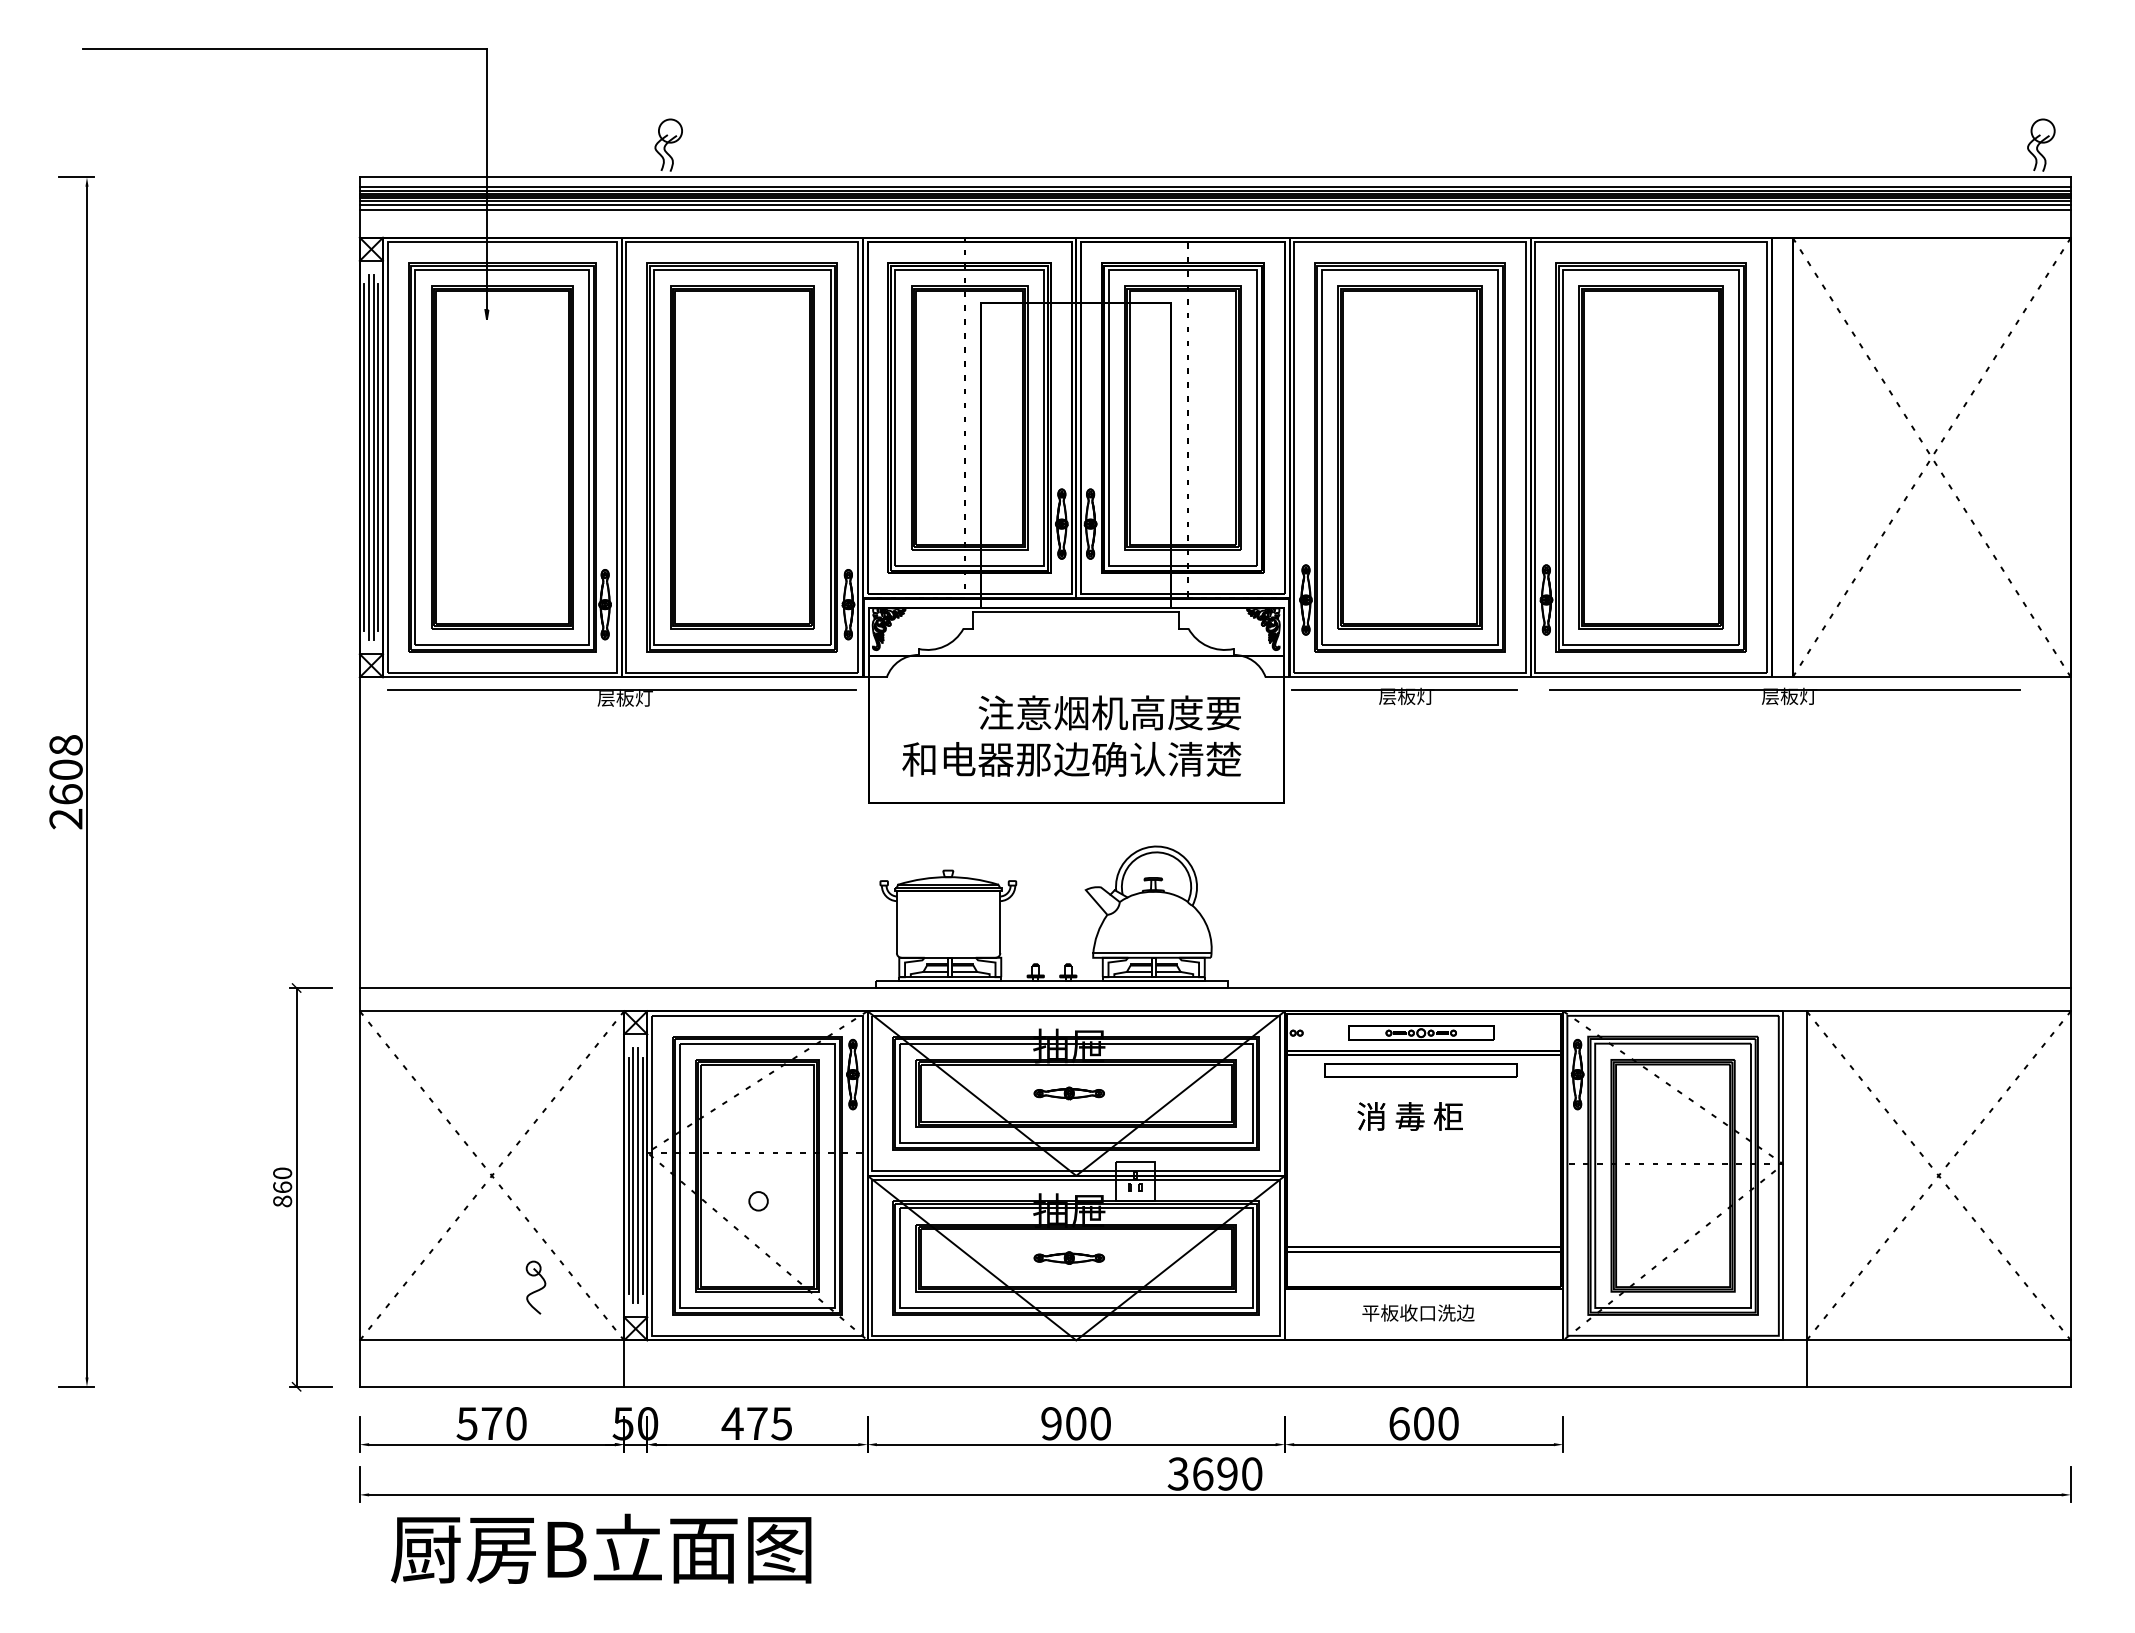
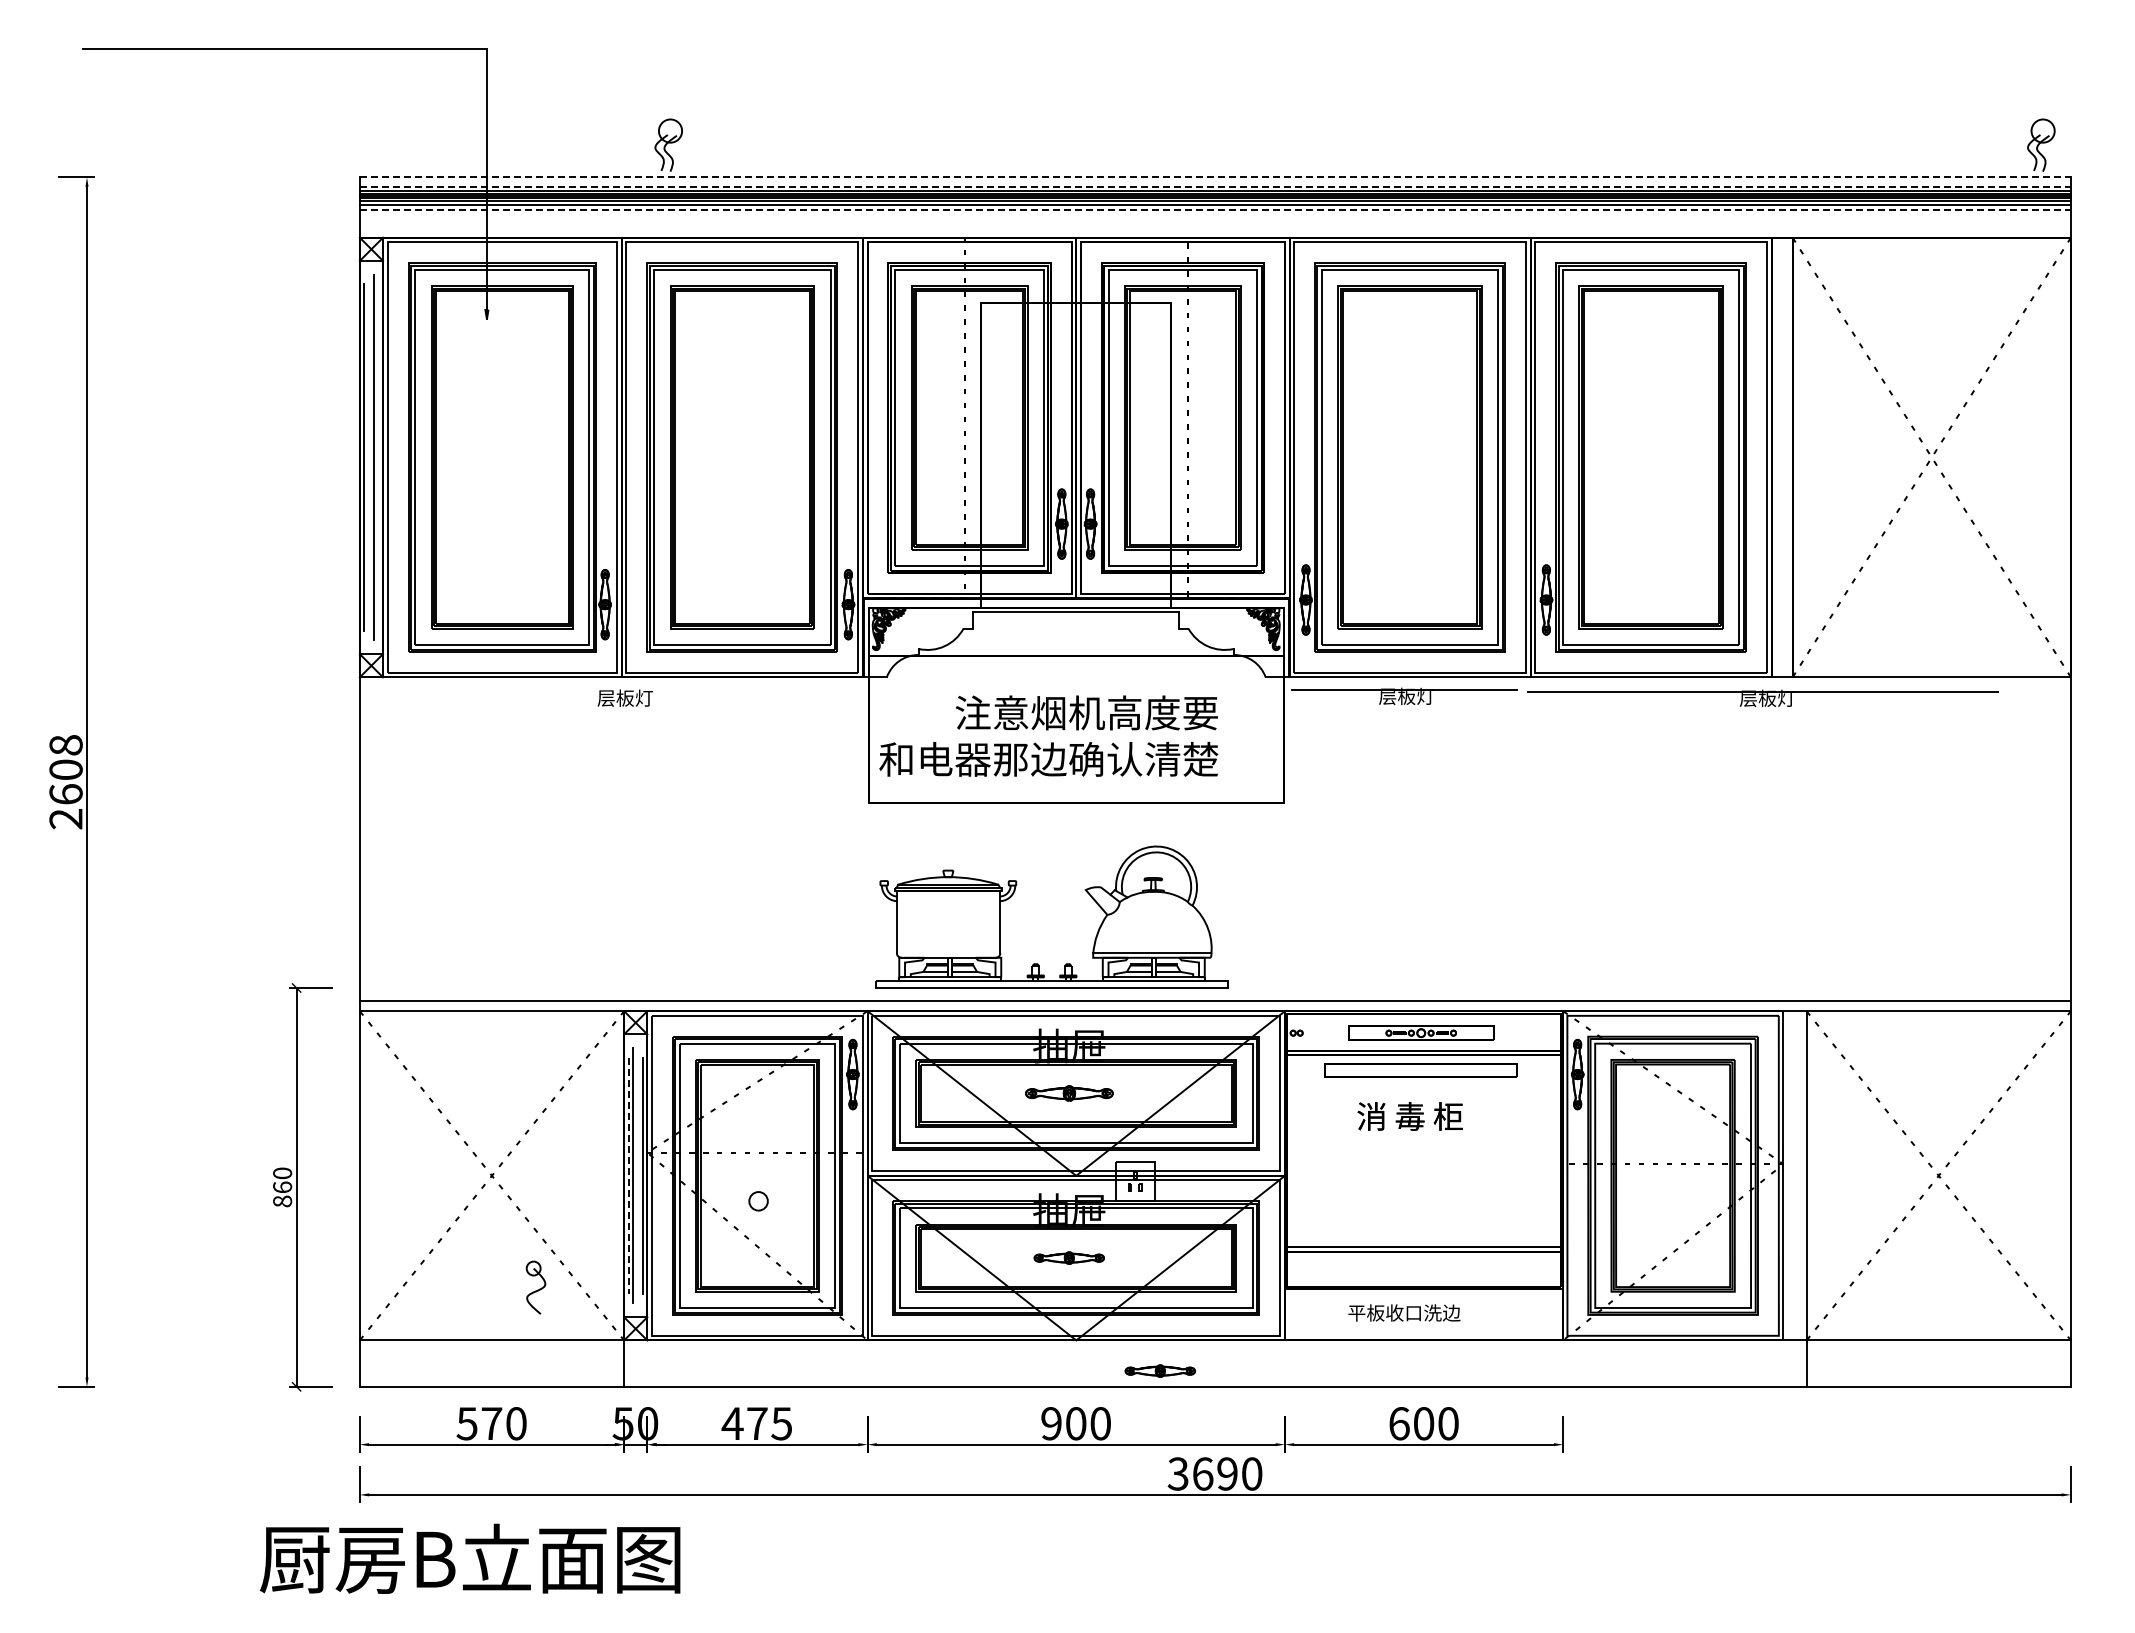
line: solid -> dashed (1215, 177)
line: solid -> dashed (1215, 186)
line: solid -> dashed (1215, 209)
line: present -> none (369, 457)
line: present -> none (378, 457)
line: present -> none (622, 689)
part position: (1784, 696) -> (1762, 698) (1762, 698)
text position: (1071, 735) -> (1048, 735) (1048, 735)
line position: (1214, 988) -> (1214, 1001) (1214, 1001)
part size: 72x15 px -> 89x17 px (1069, 1093)
line: present -> none (638, 1175)
line: solid -> dashed (628, 1176)
text position: (1418, 1312) -> (1404, 1312) (1404, 1312)
part: none -> present (1159, 1370)
text position: (601, 1548) -> (470, 1558) (470, 1558)
